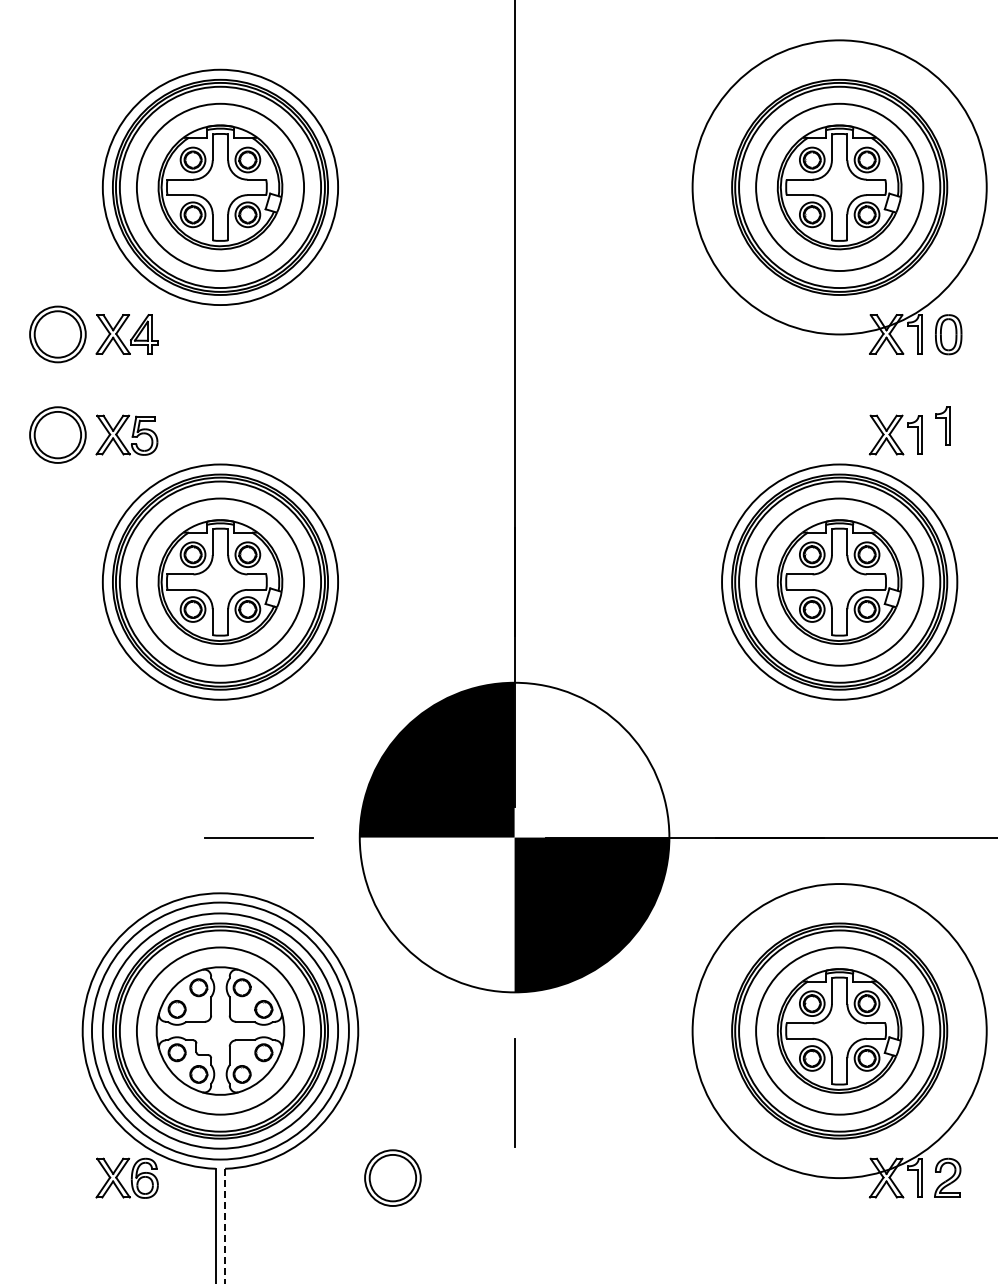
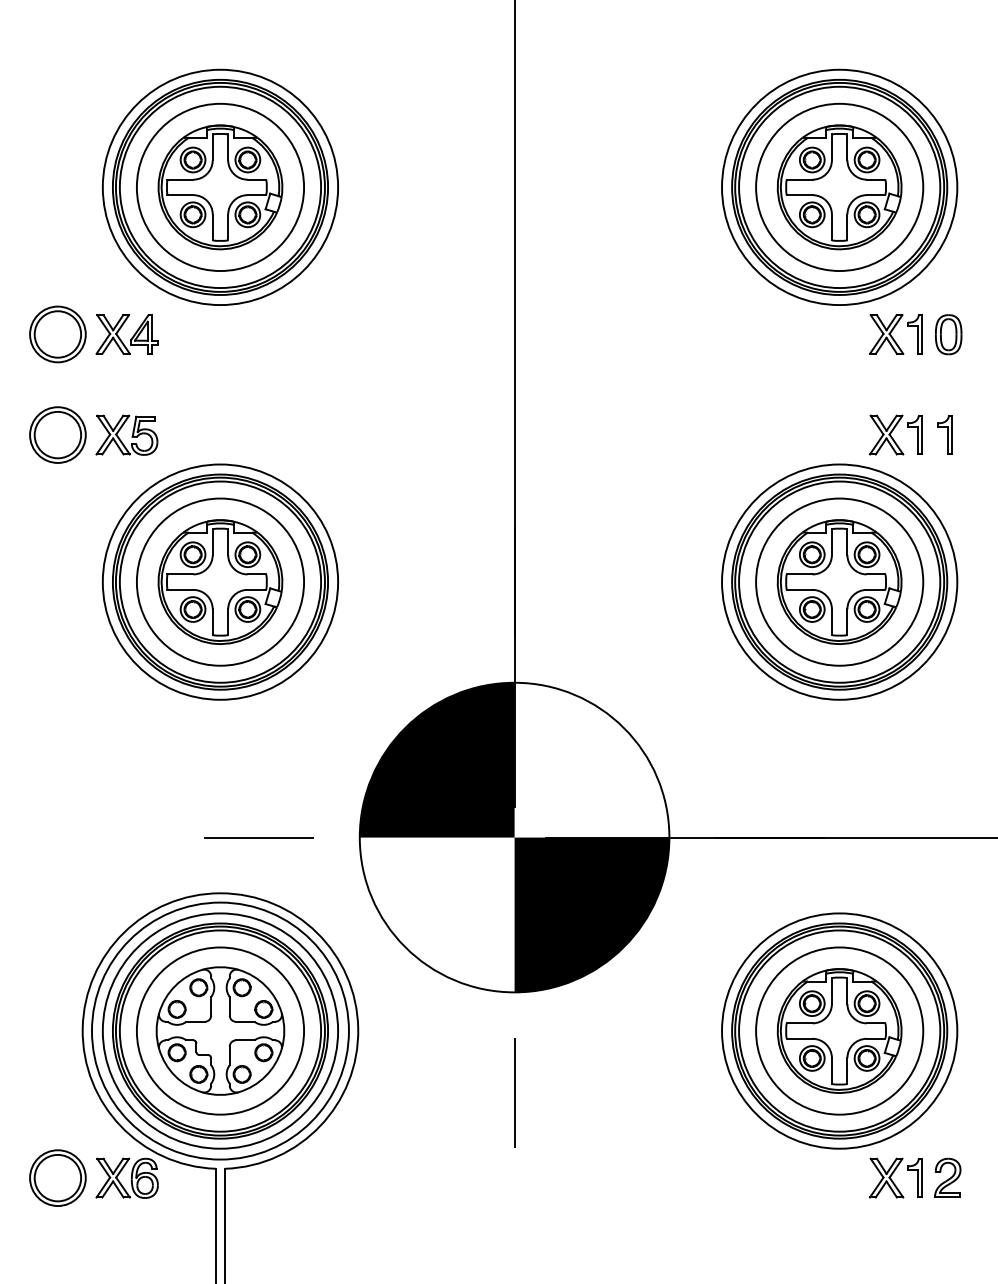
circle diameter: 294 px -> 235 px (839, 187)
part position: (942, 425) -> (944, 434) (944, 434)
circle diameter: 294 px -> 235 px (839, 1030)
part position: (392, 1177) -> (57, 1177) (57, 1177)
line: dashed -> solid (225, 1226)
